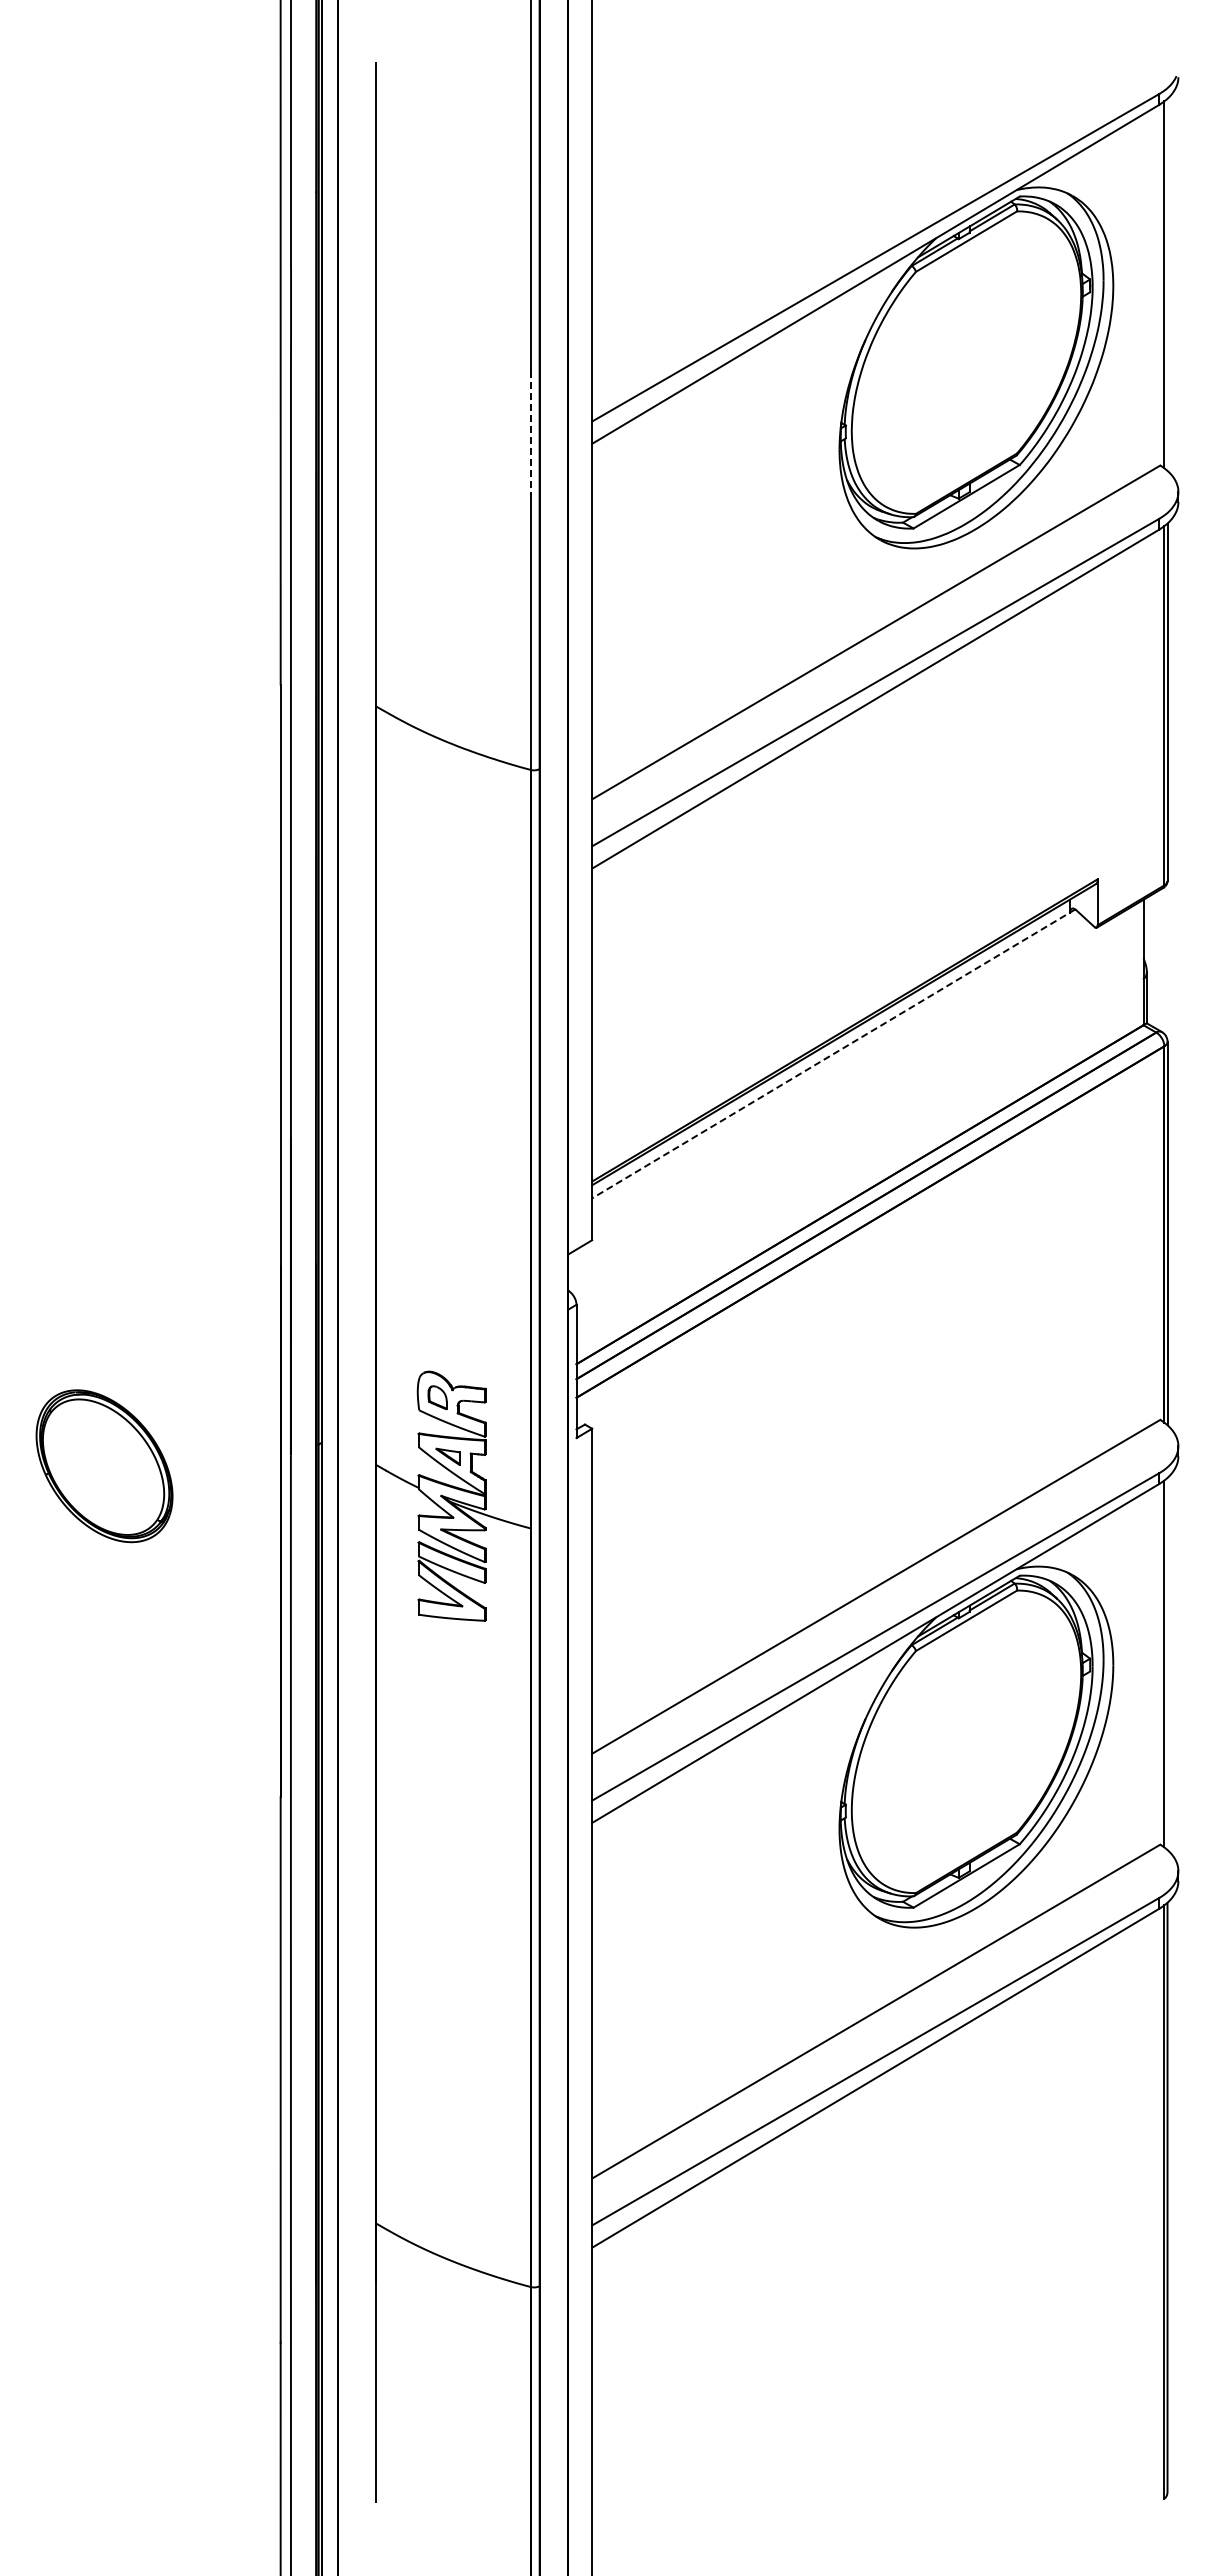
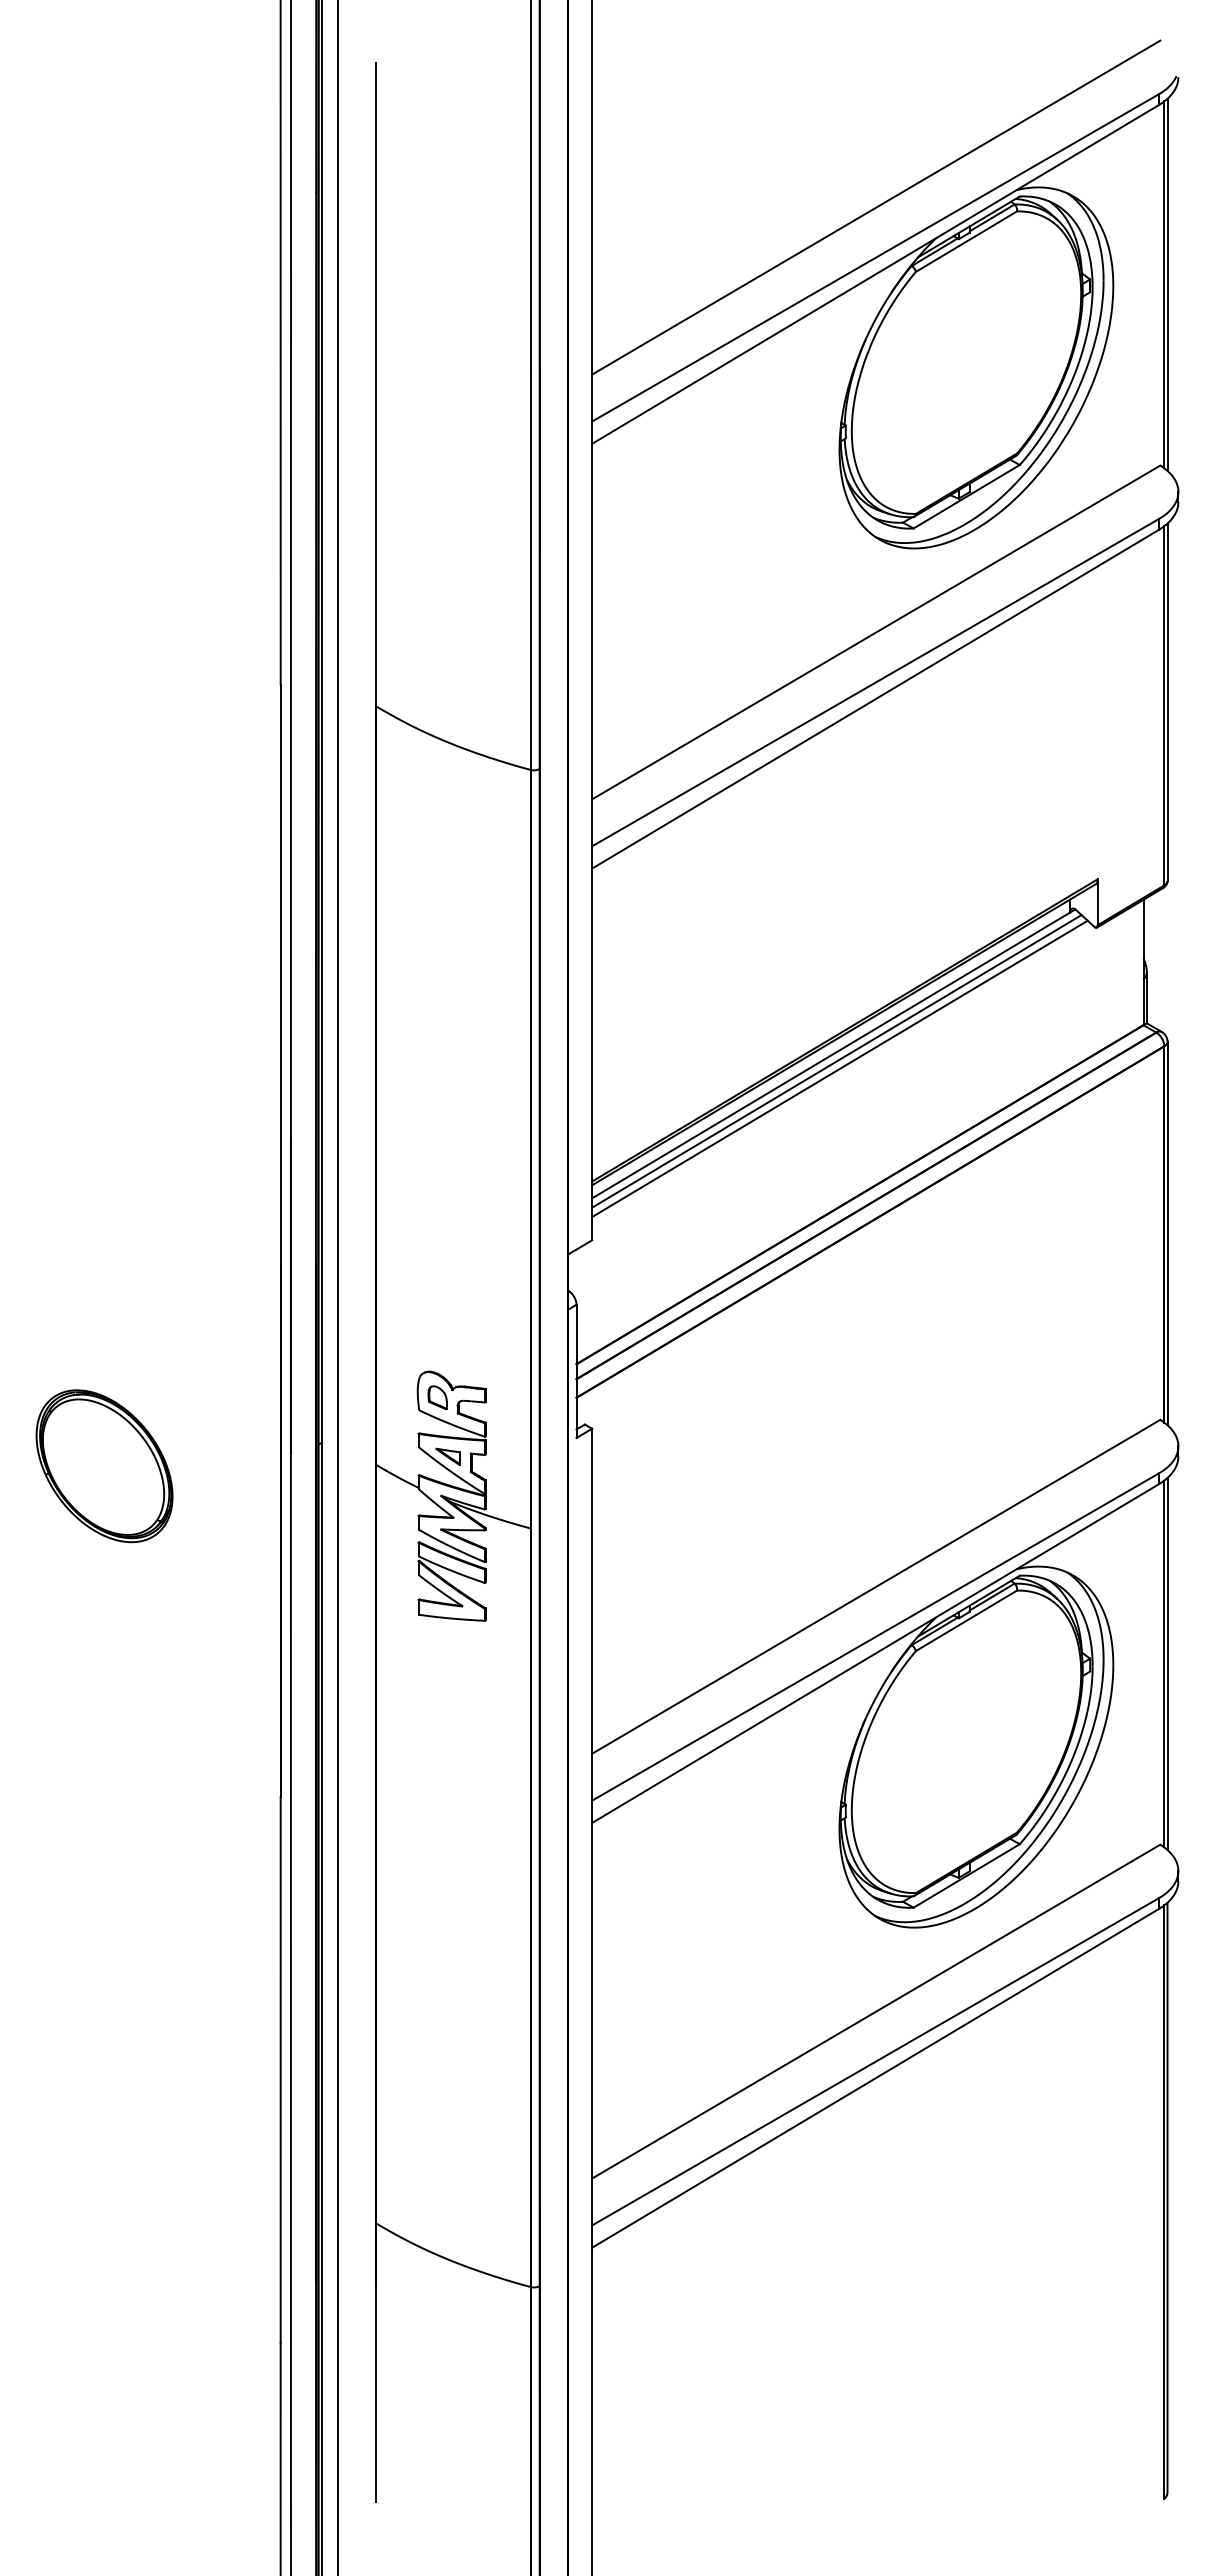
line: none -> present (876, 207)
line: none -> present (1167, 284)
line: dashed -> solid (530, 431)
line: dashed -> solid (833, 1054)
line: none -> present (836, 1061)
line: none -> present (839, 1068)
line: none -> present (1167, 1663)
